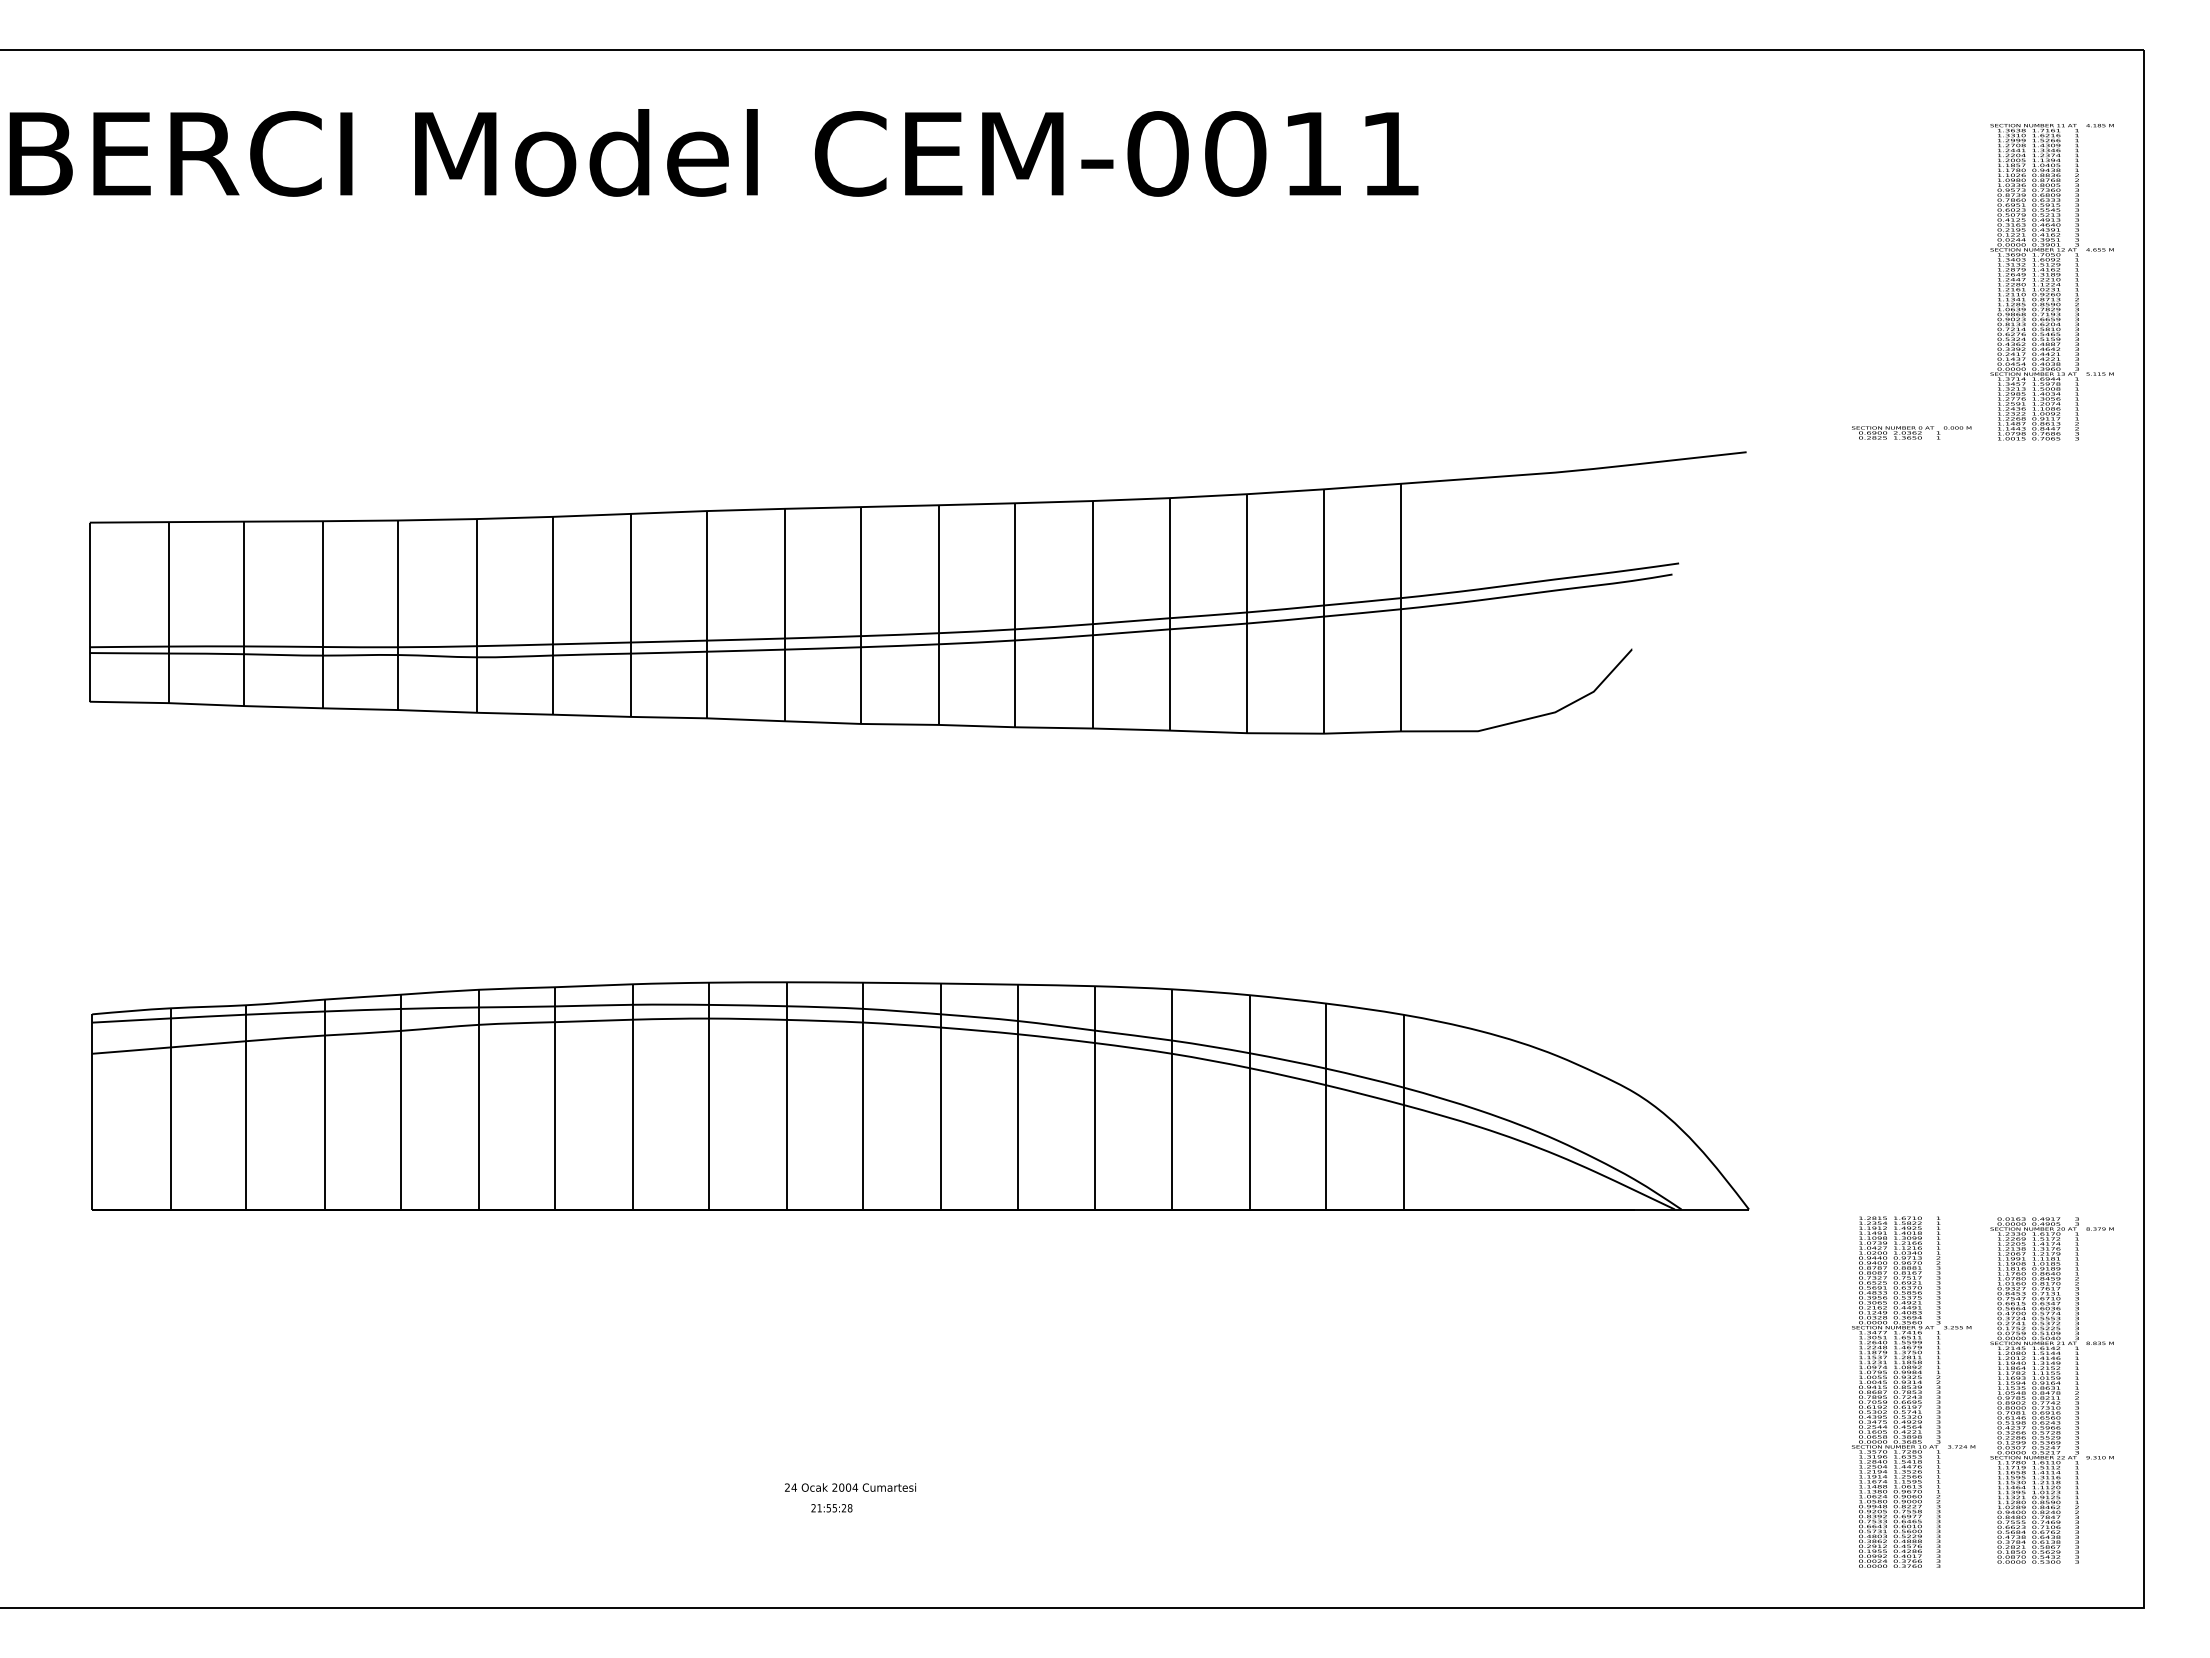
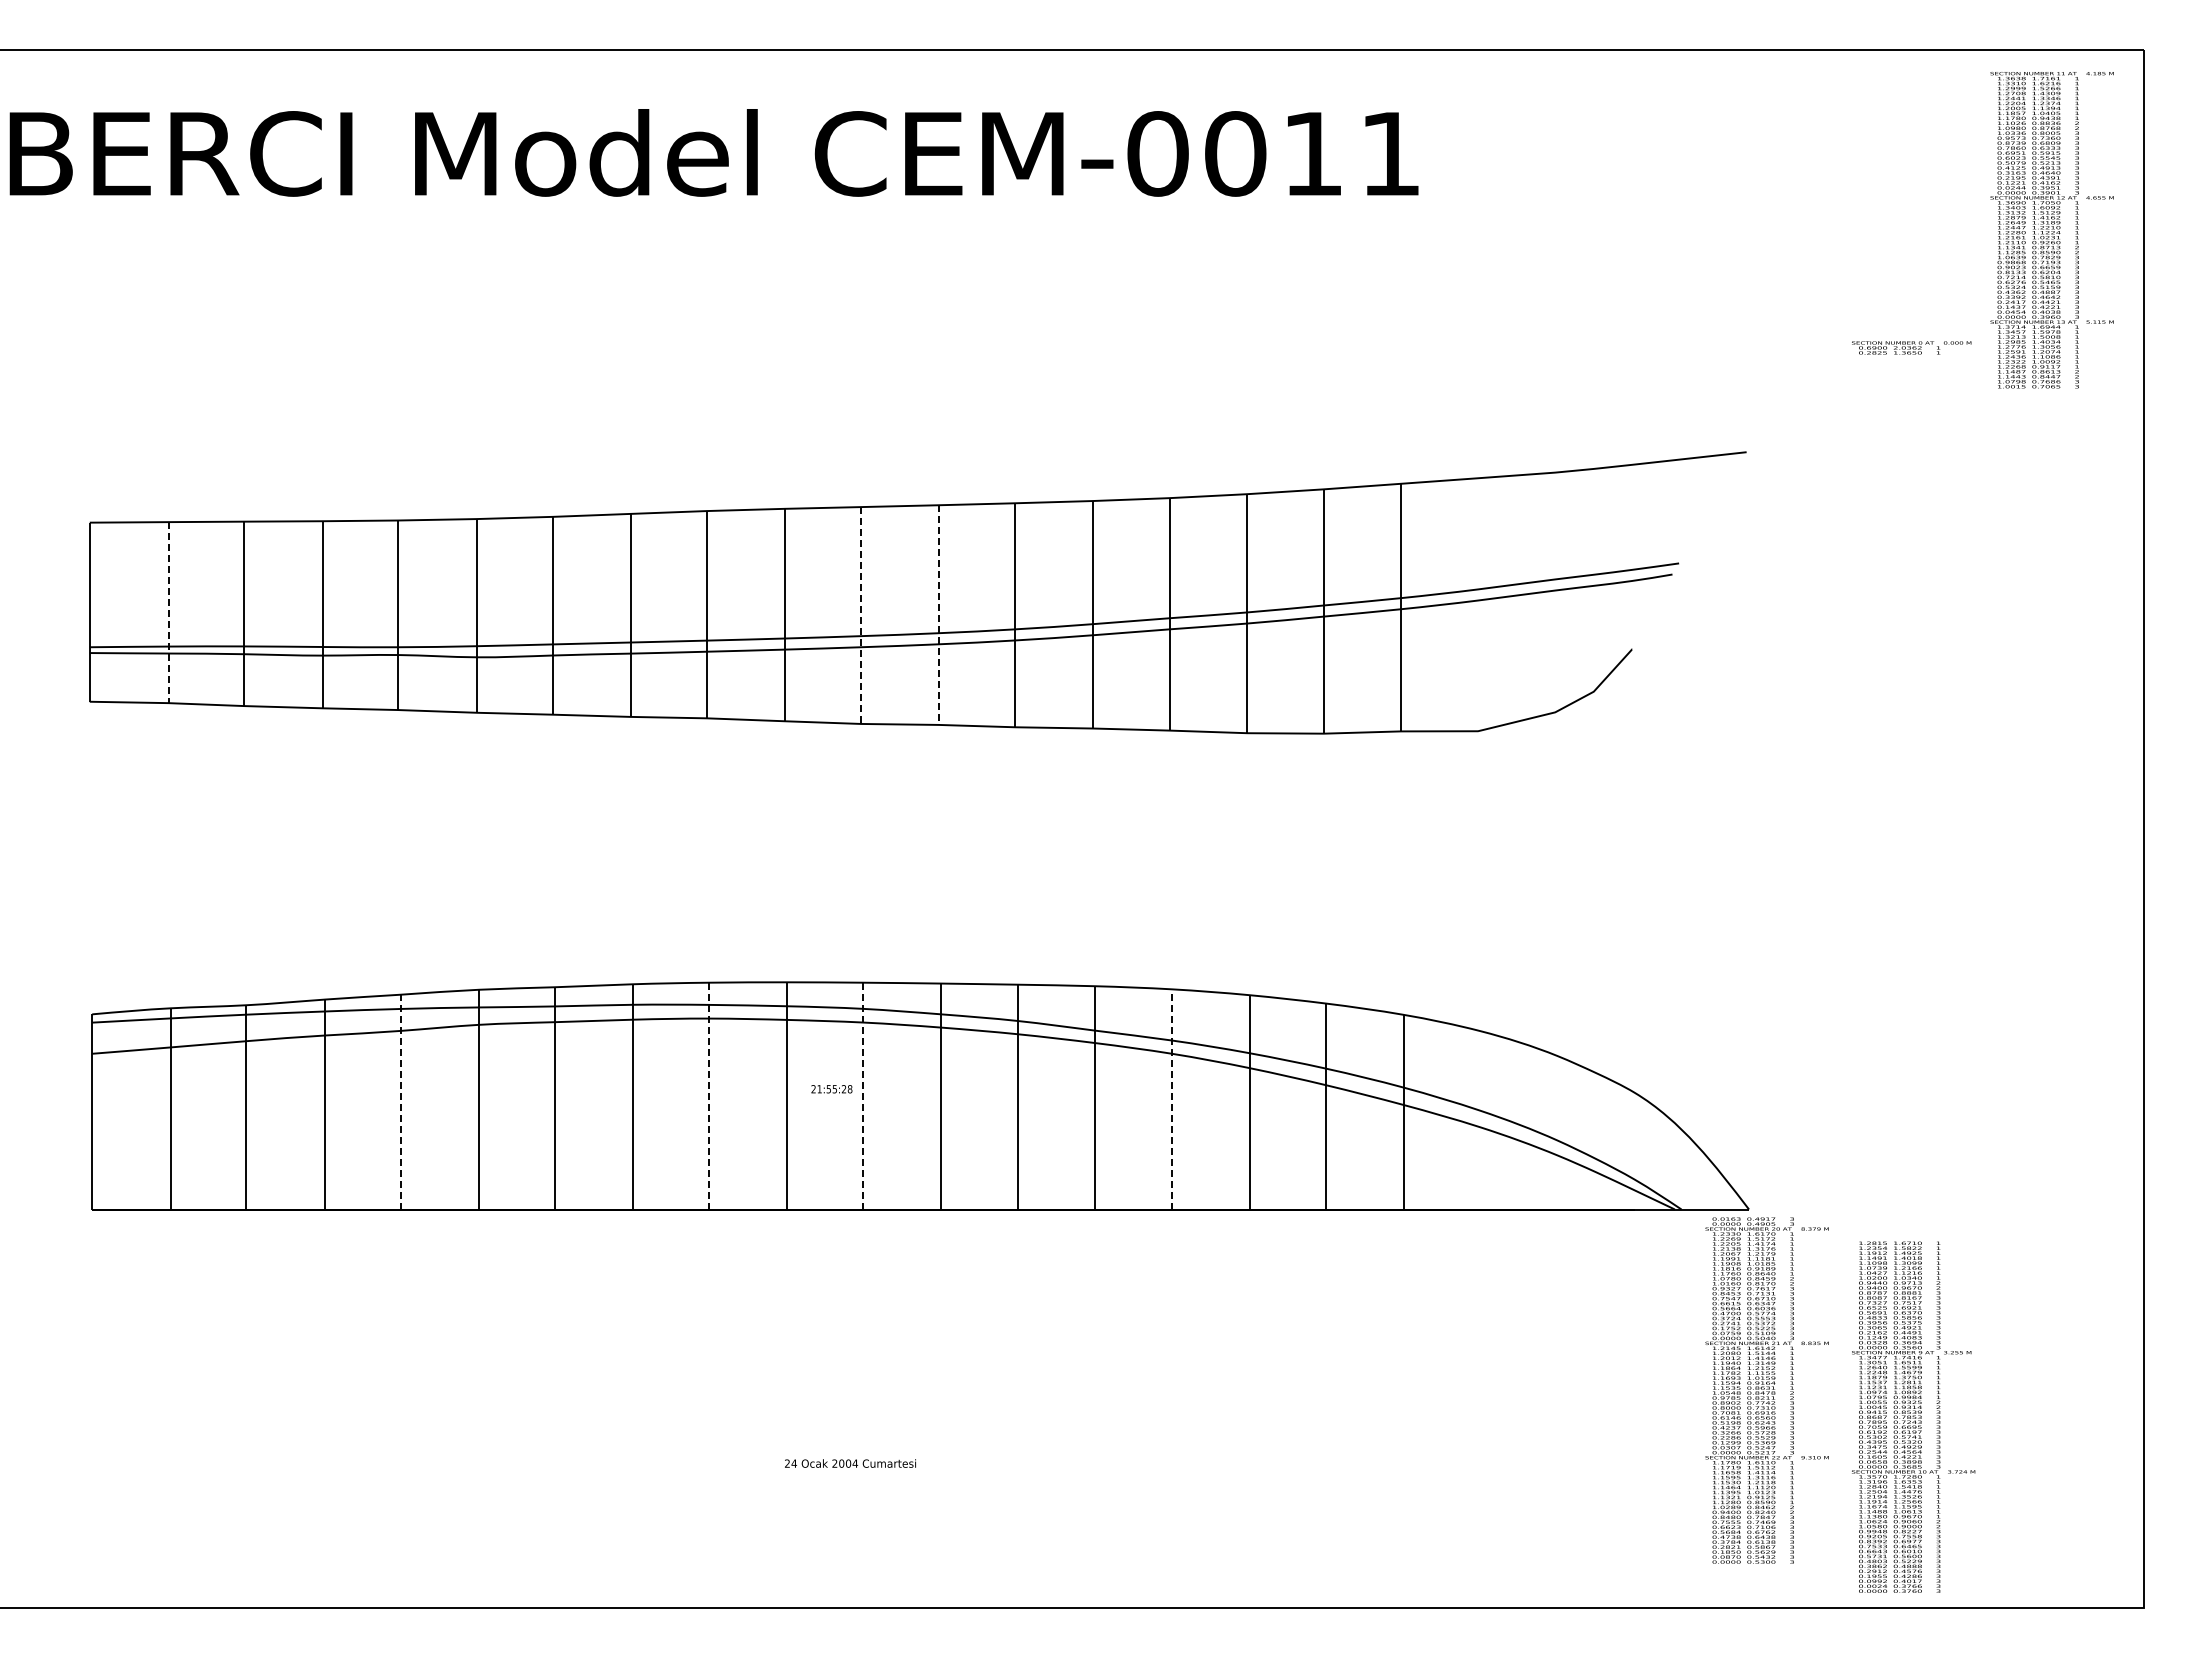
text position: (2051, 282) -> (2051, 230) (2051, 230)
text position: (1911, 432) -> (1911, 347) (1911, 347)
line: solid -> dashed (168, 612)
line: solid -> dashed (938, 615)
line: solid -> dashed (861, 616)
line: solid -> dashed (709, 1095)
line: solid -> dashed (863, 1095)
line: solid -> dashed (1171, 1098)
line: solid -> dashed (400, 1101)
text position: (2051, 1390) -> (1766, 1390) (1766, 1390)
text position: (1913, 1391) -> (1913, 1416) (1913, 1416)
text position: (850, 1487) -> (850, 1463) (850, 1463)
text position: (831, 1508) -> (831, 1089) (831, 1089)
